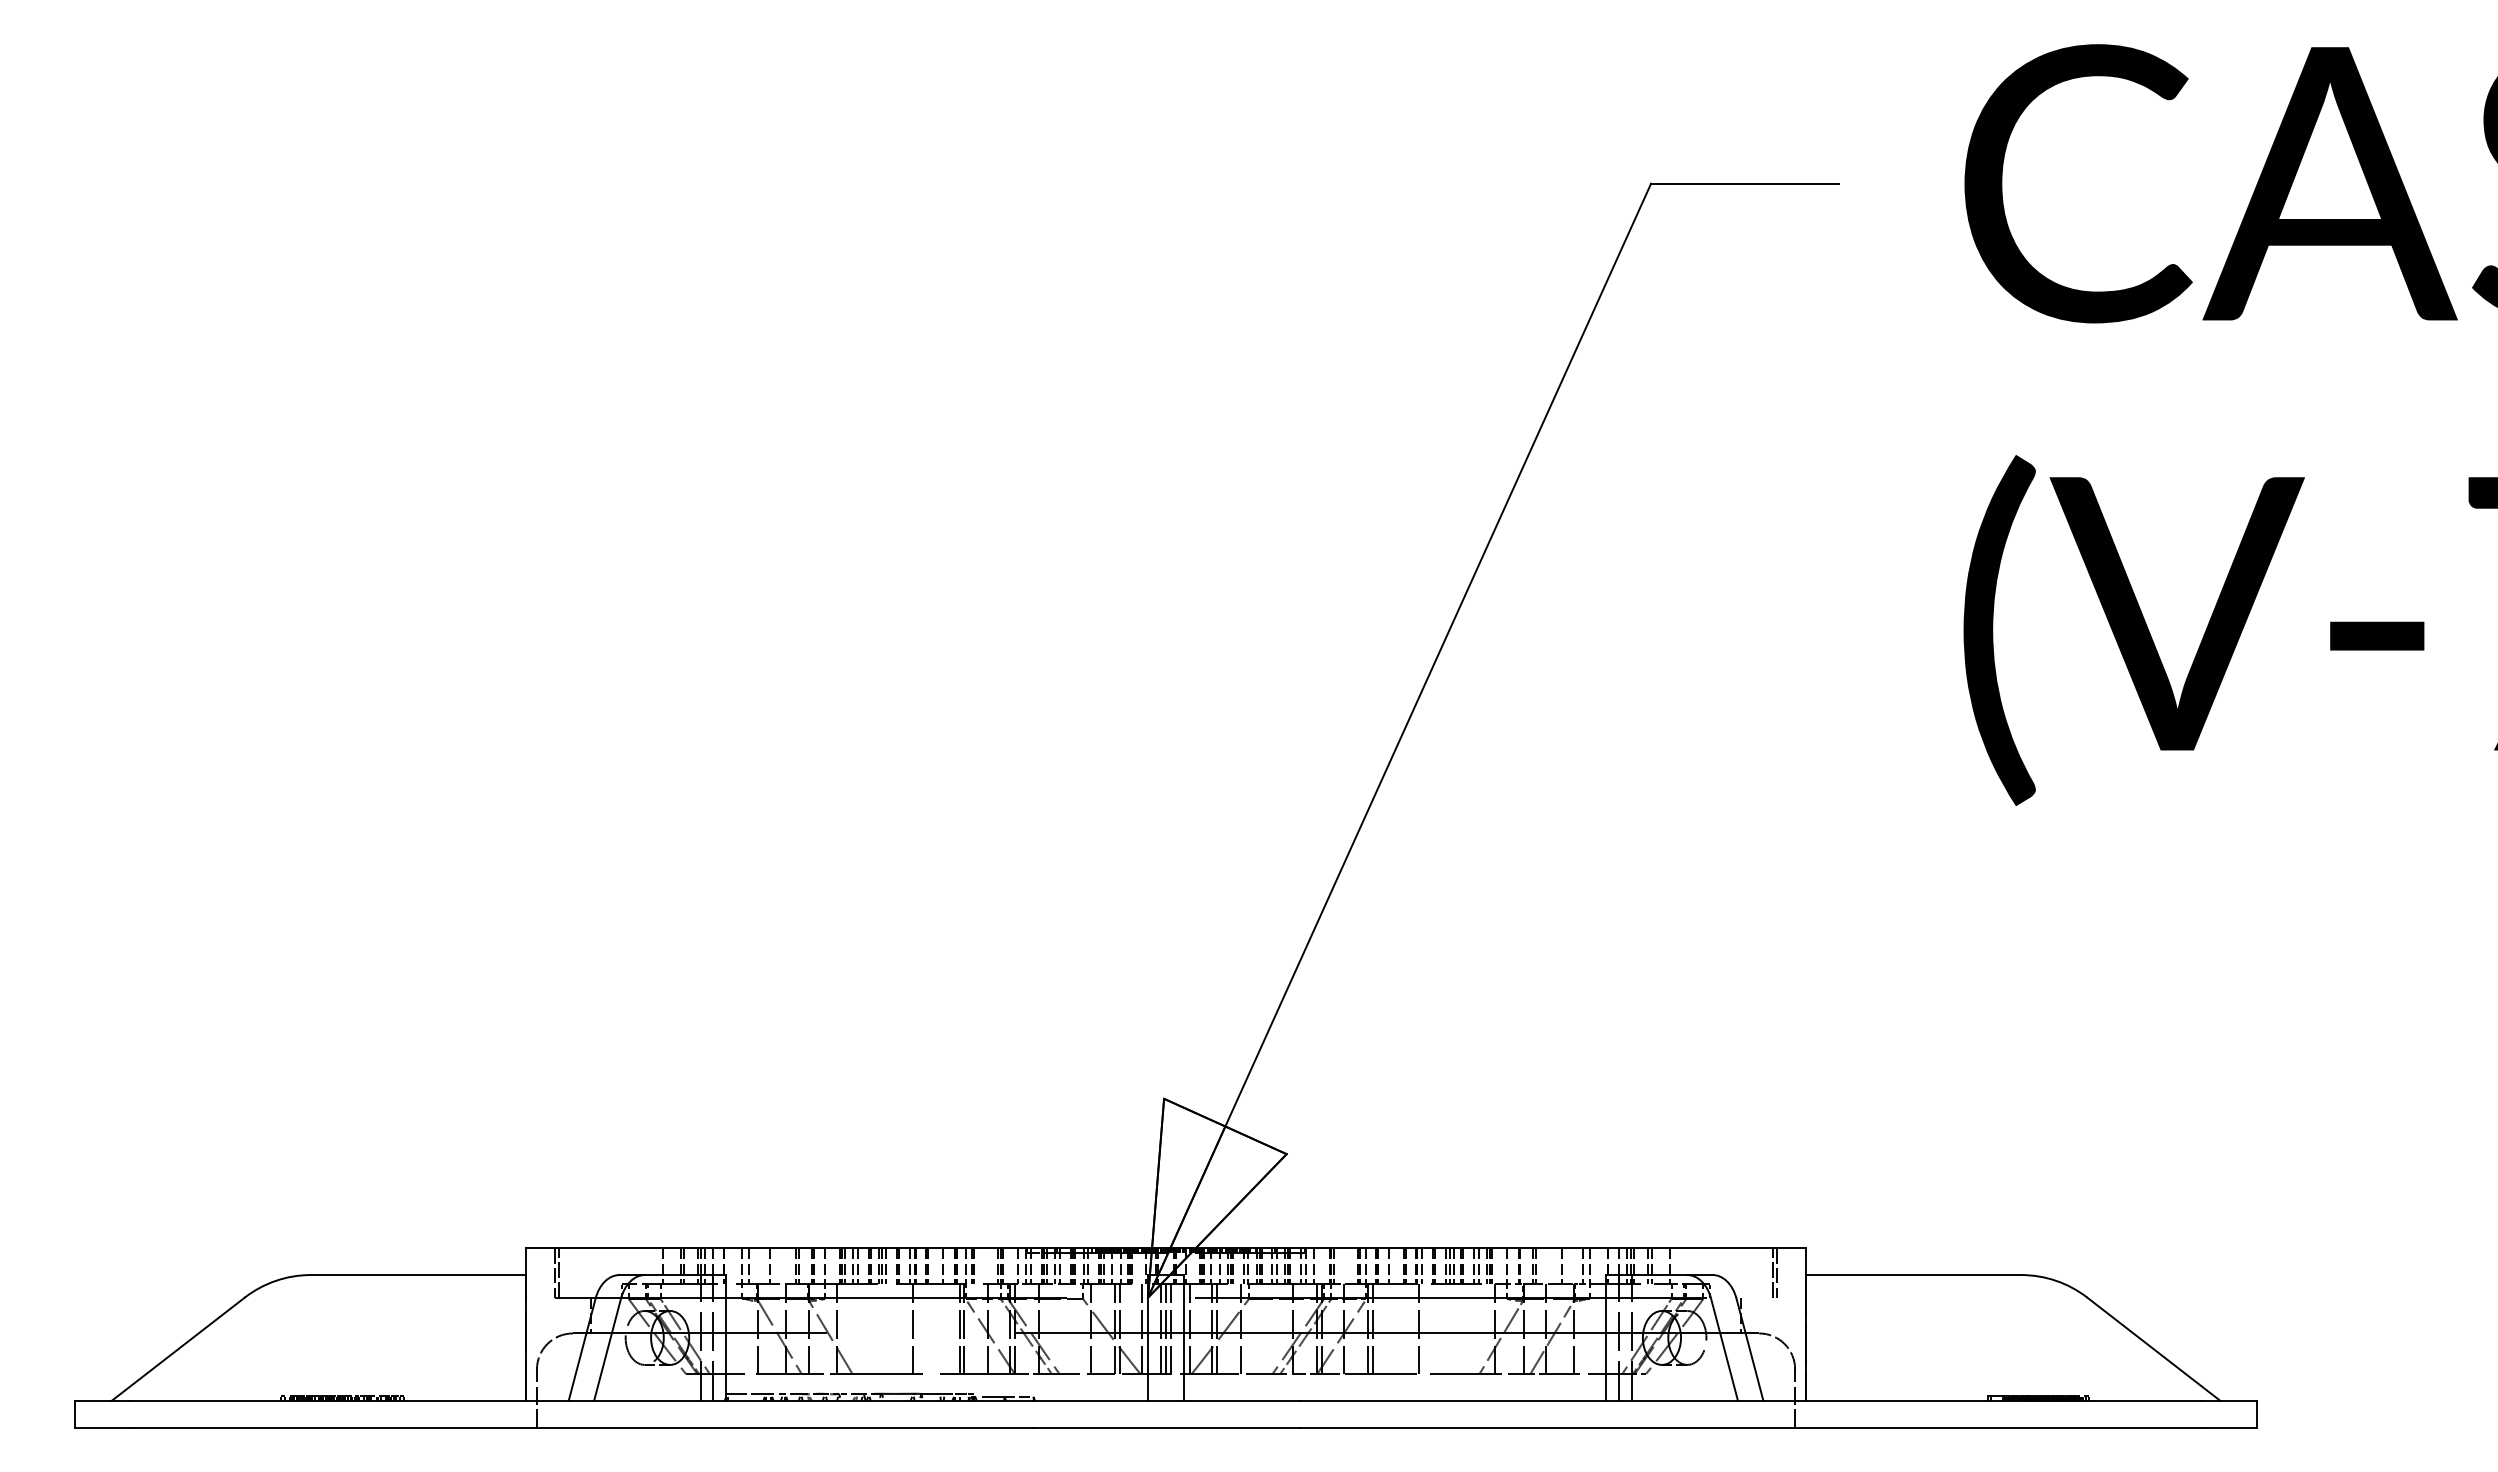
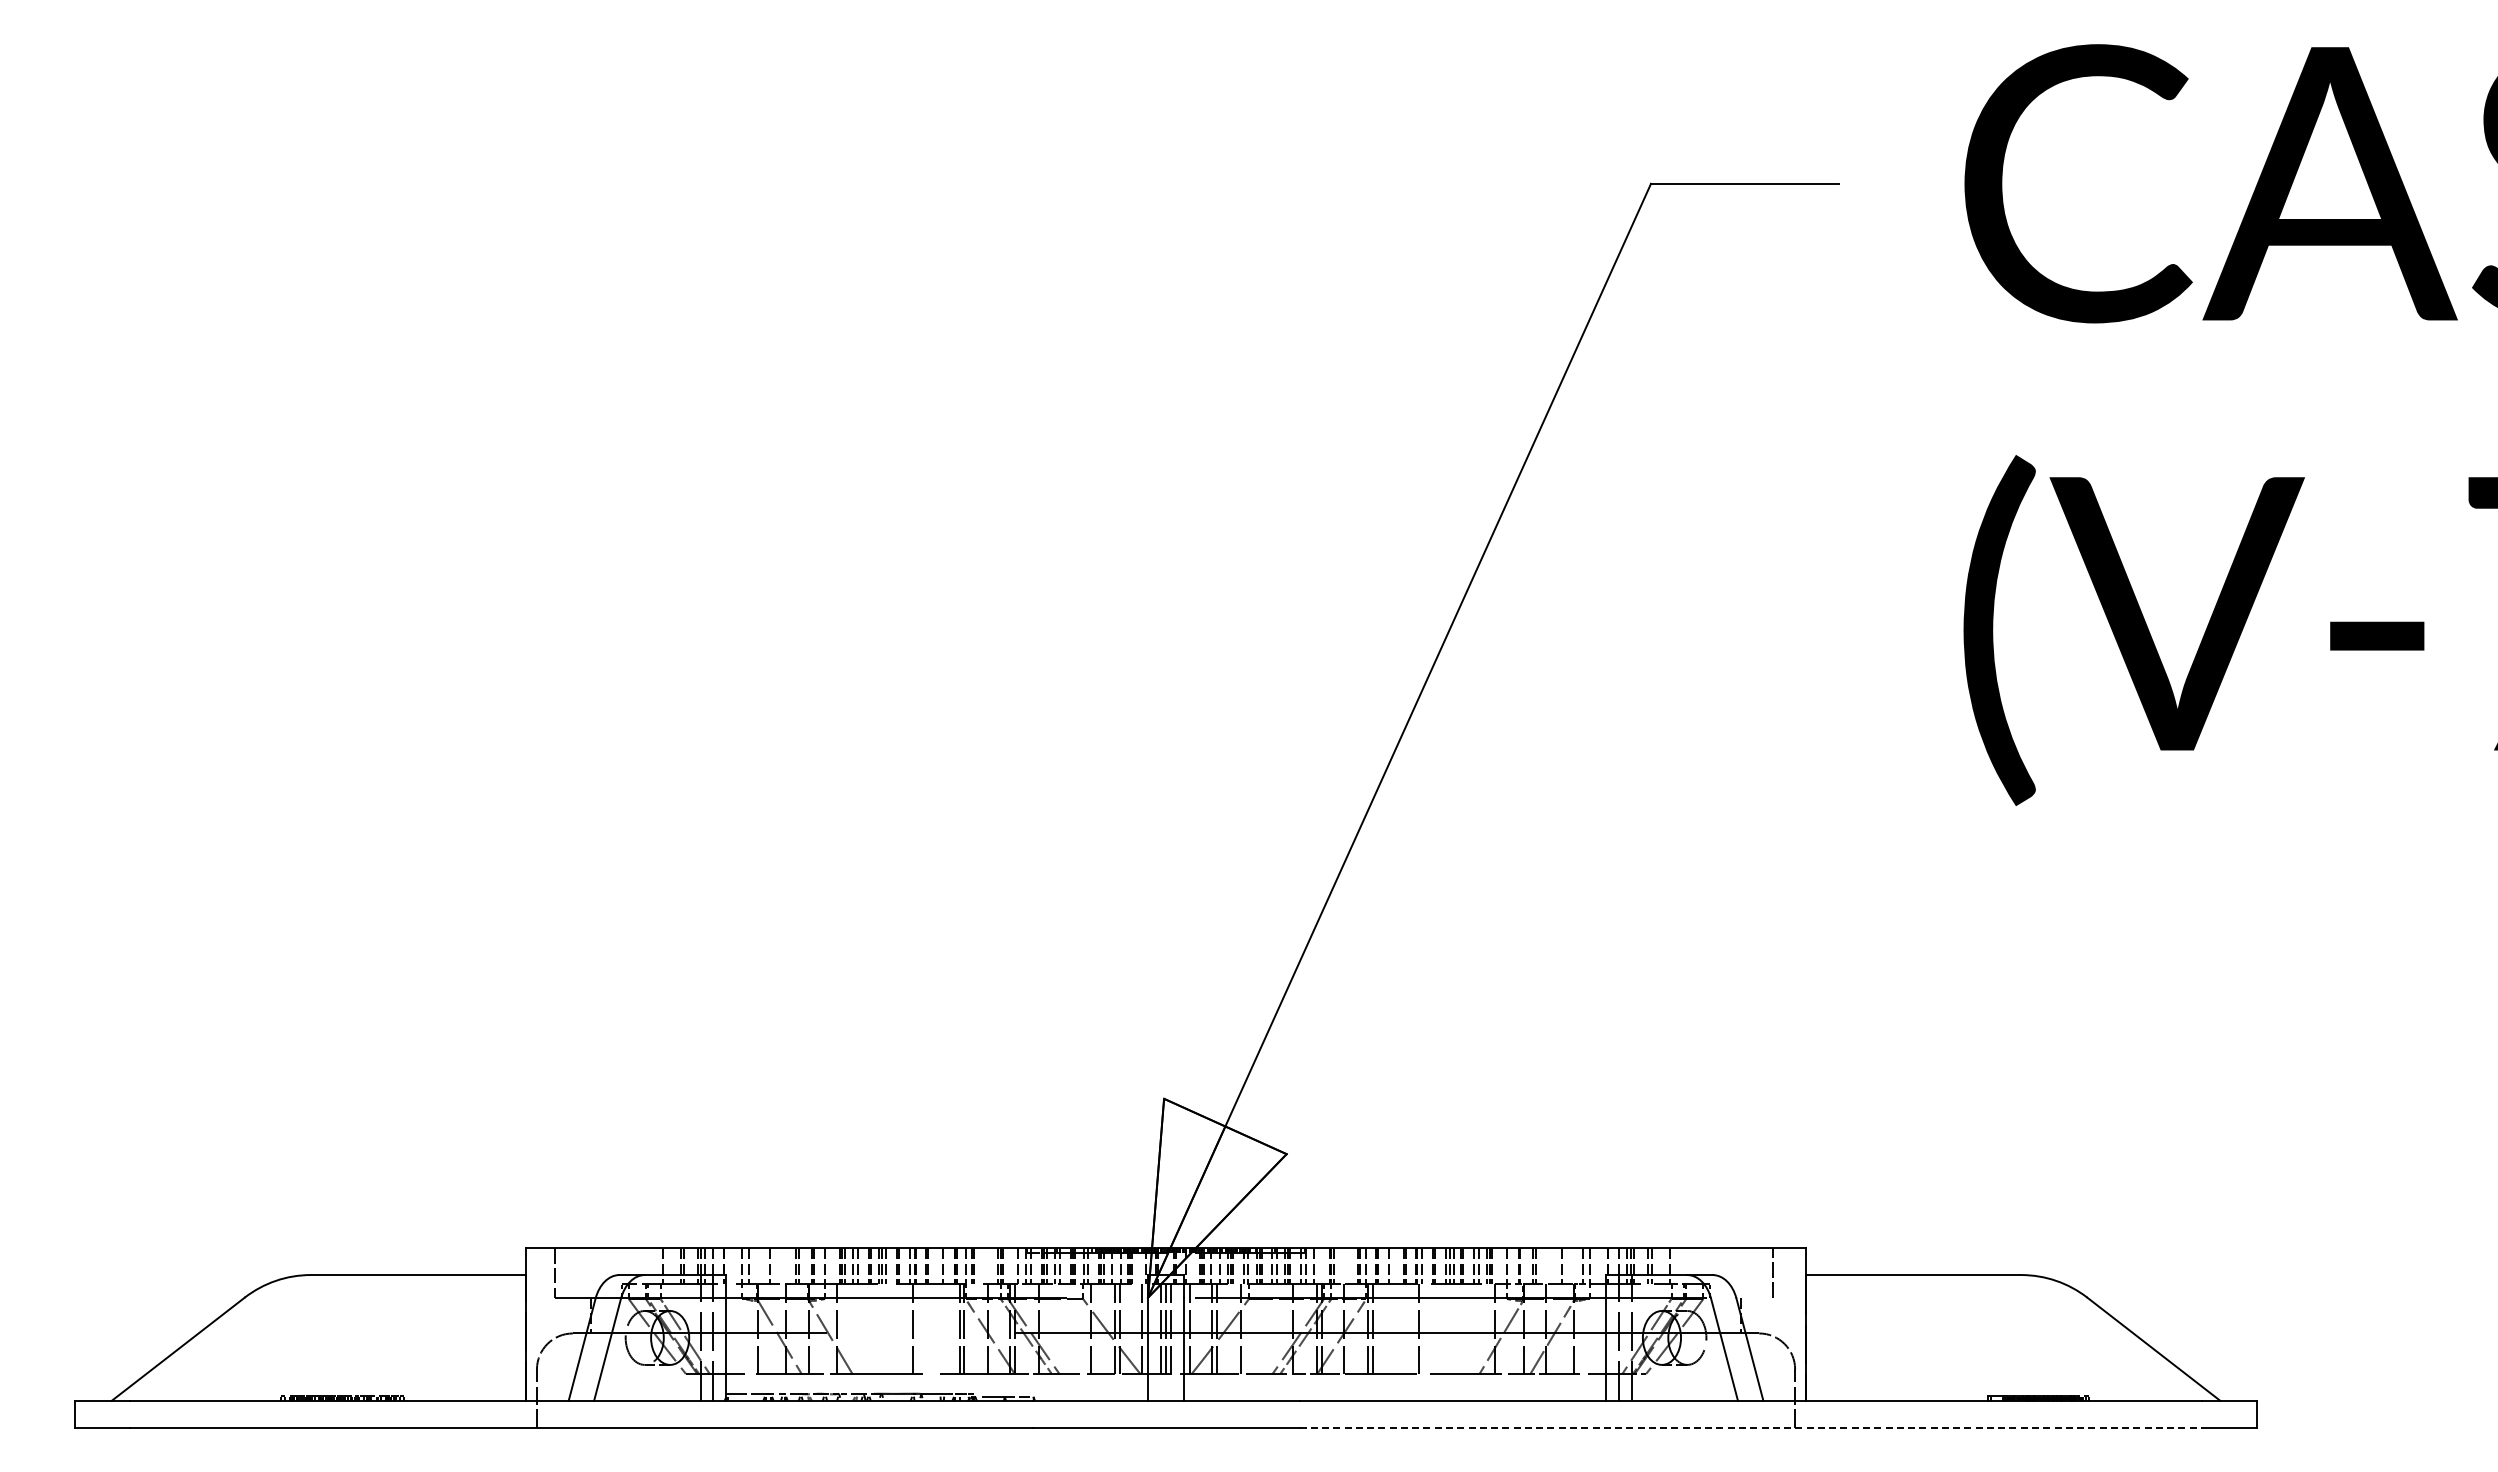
line: present -> none (559, 1272)
line: present -> none (1777, 1272)
line: solid -> dashed (1751, 1427)
